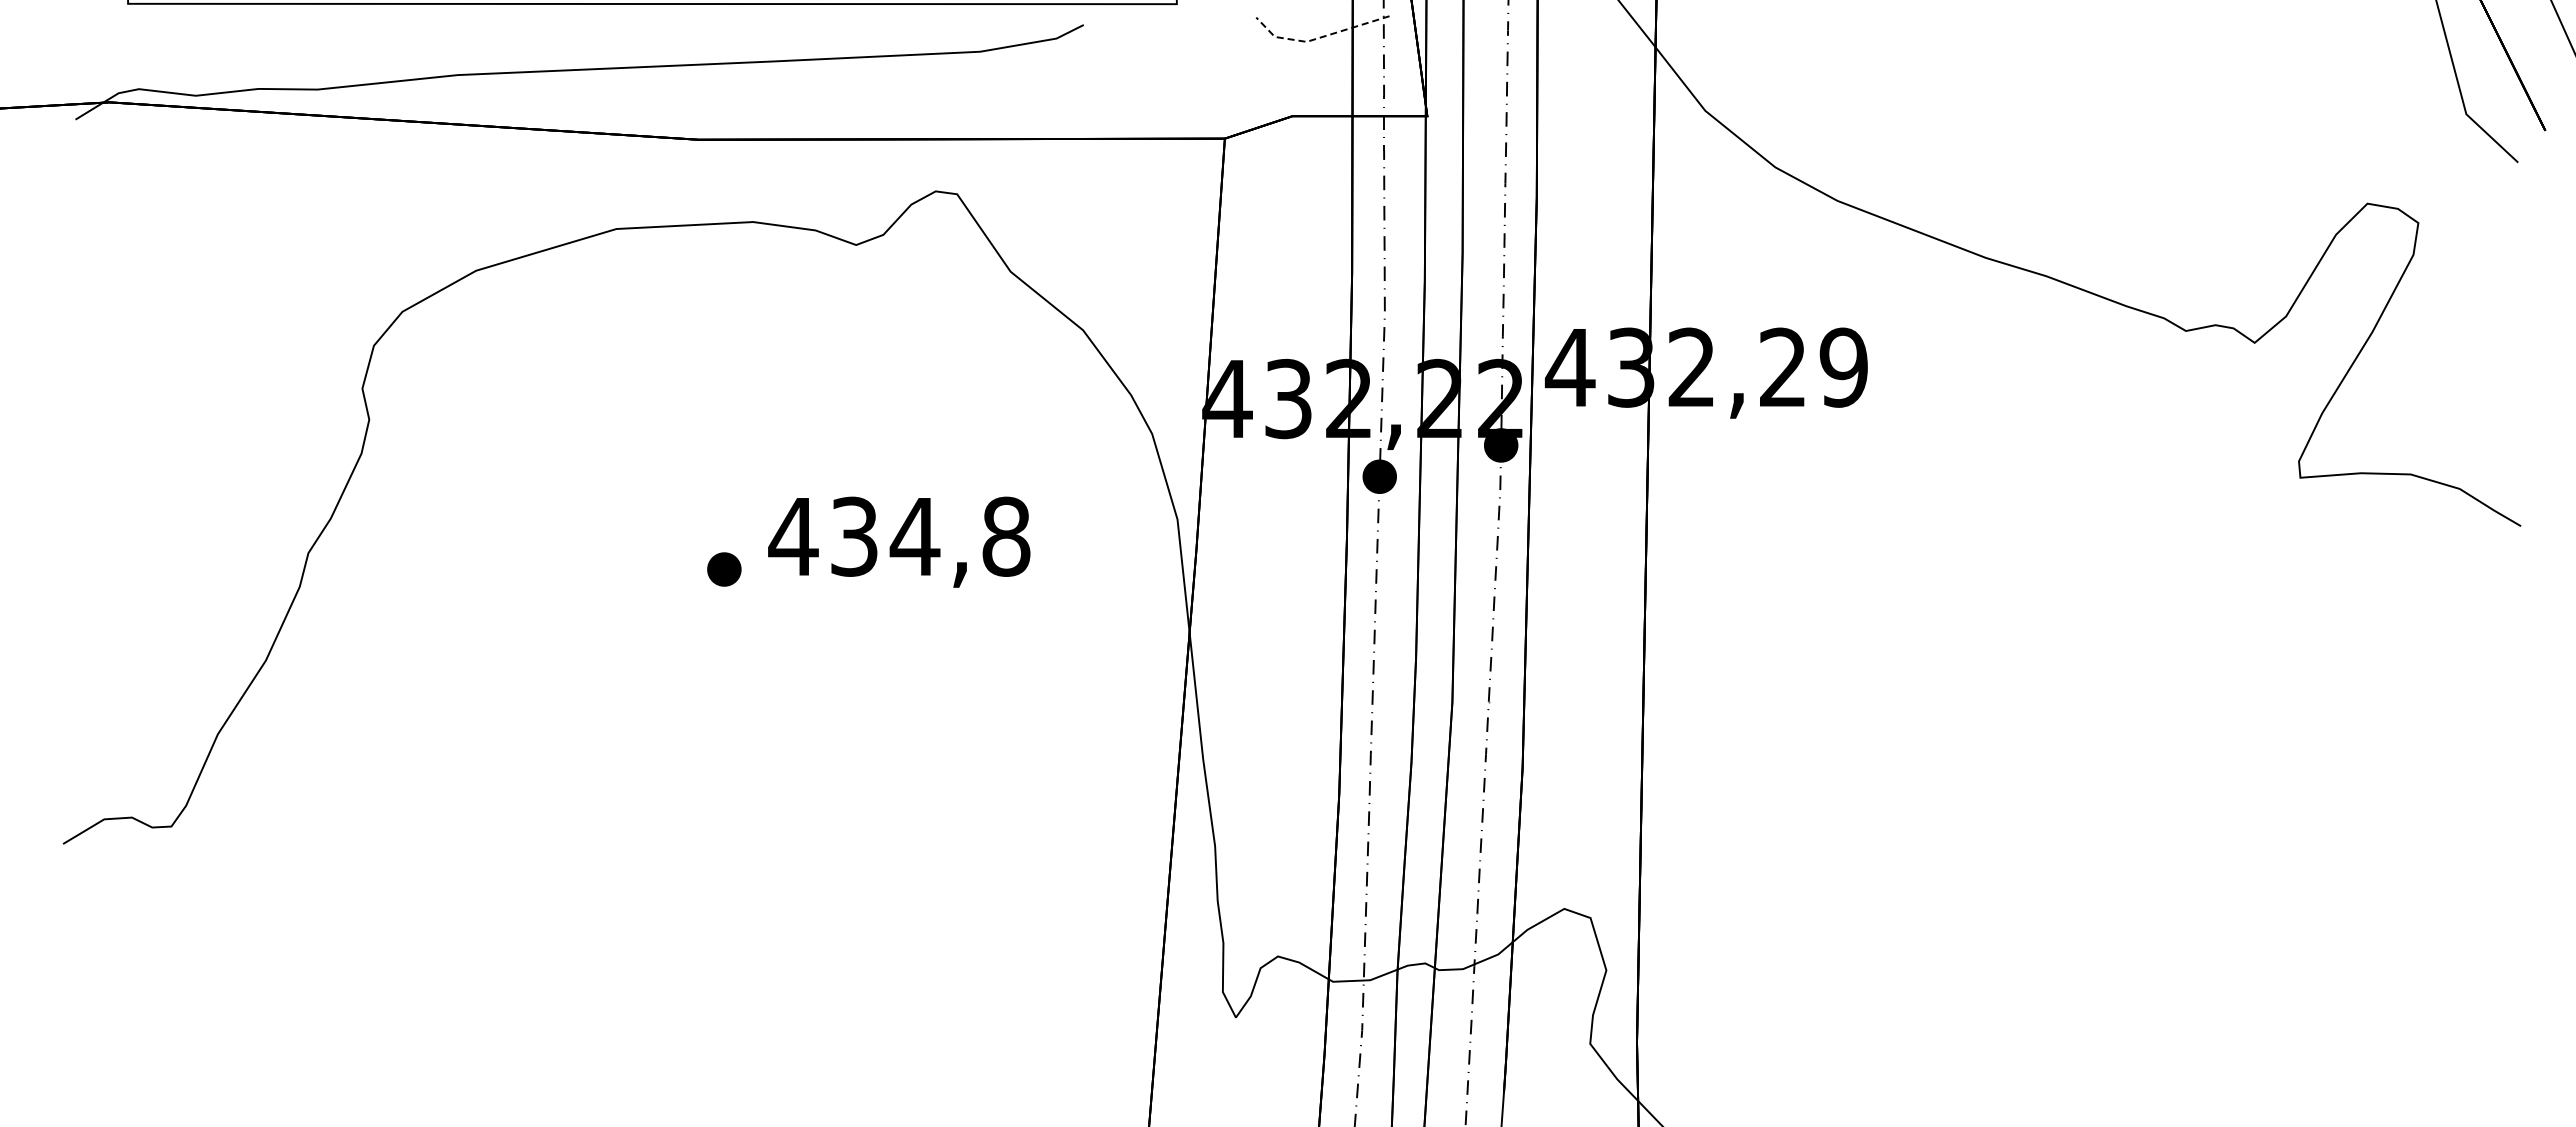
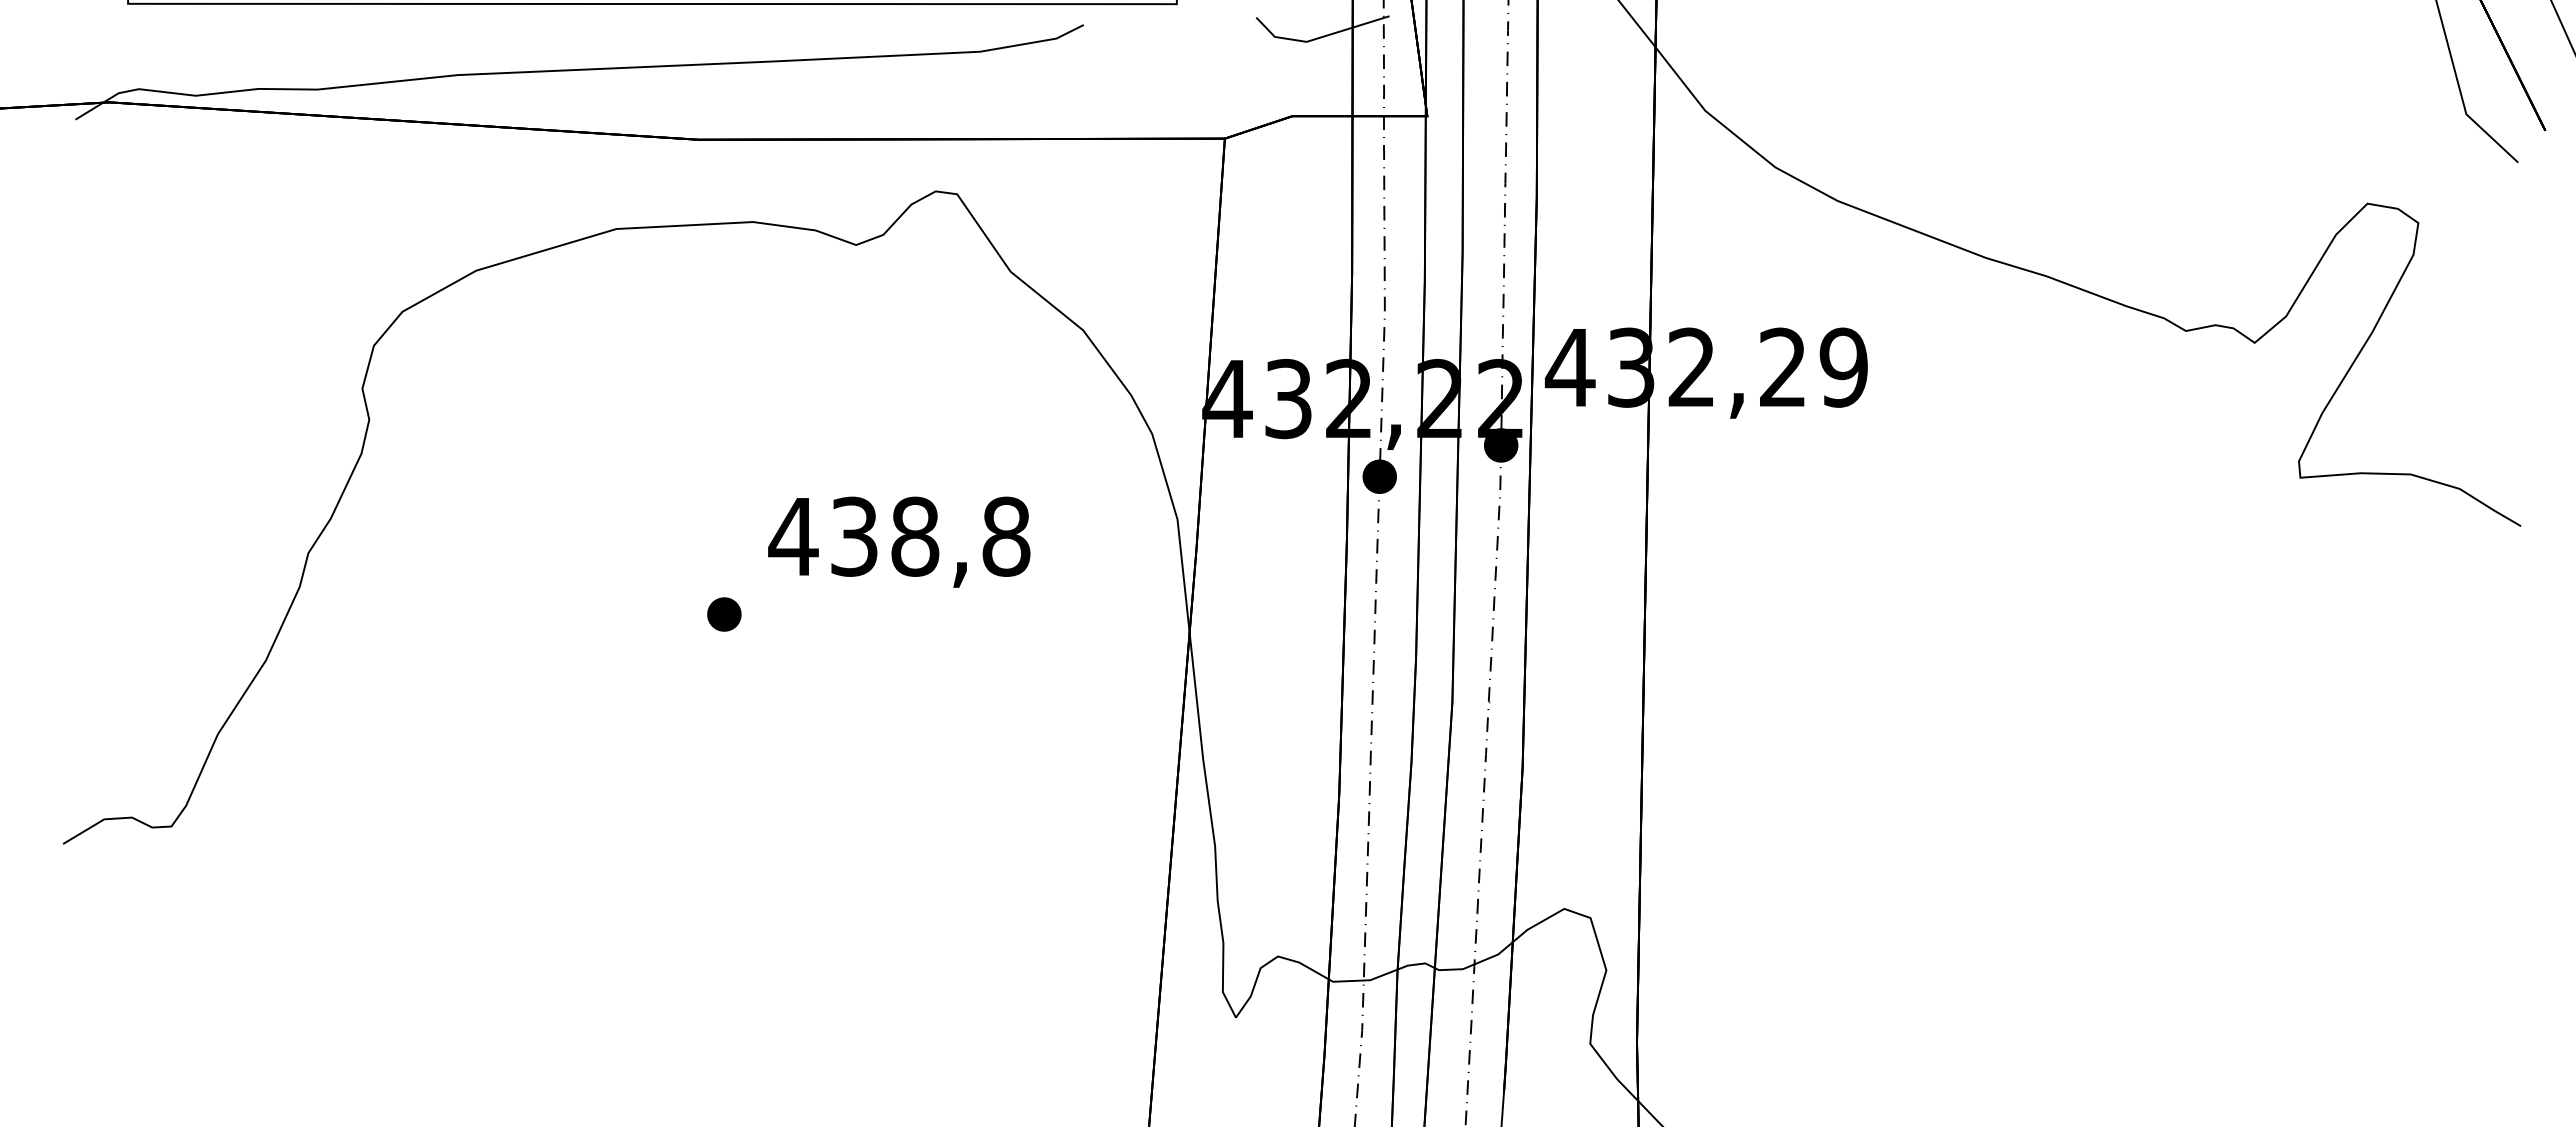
line: dashed -> solid (1318, 38)
text: 434,8 -> 438,8 (914, 536)
part position: (724, 569) -> (724, 614) (724, 614)
